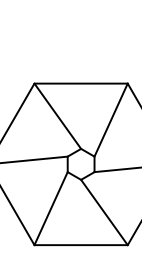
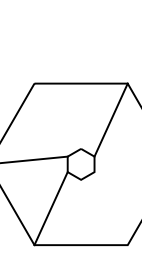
line: present -> none (57, 115)
line: present -> none (116, 169)
line: present -> none (104, 212)
